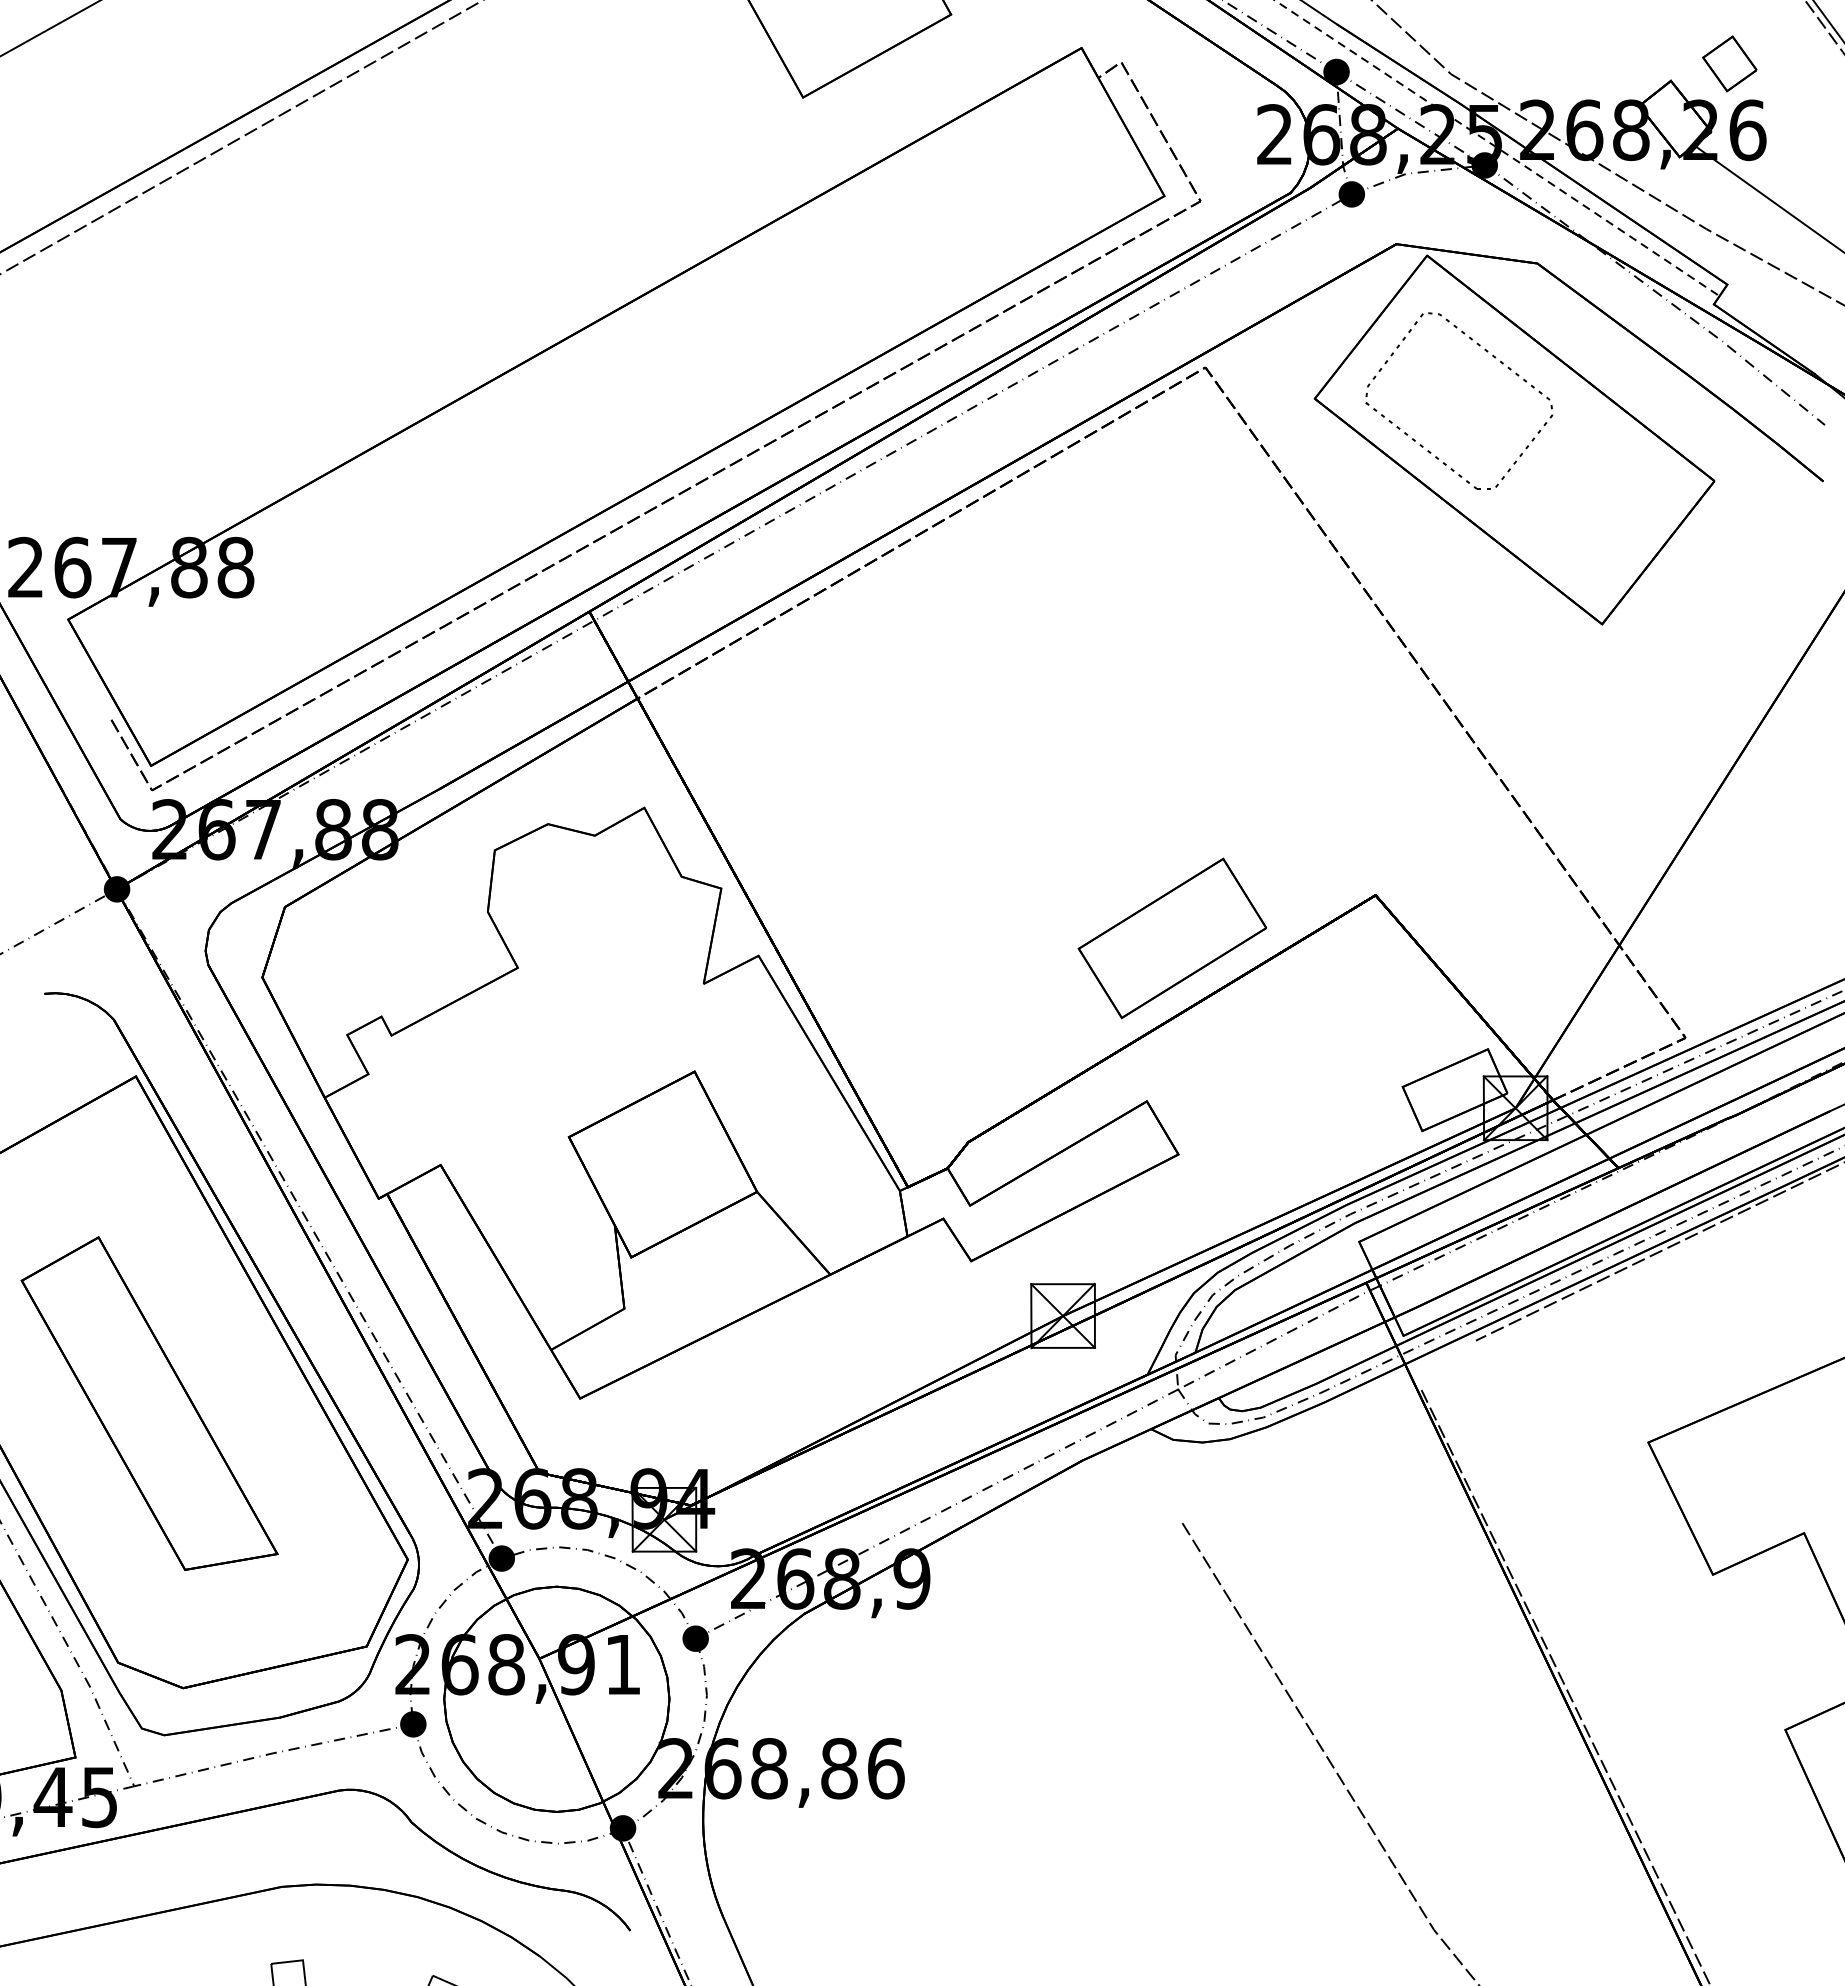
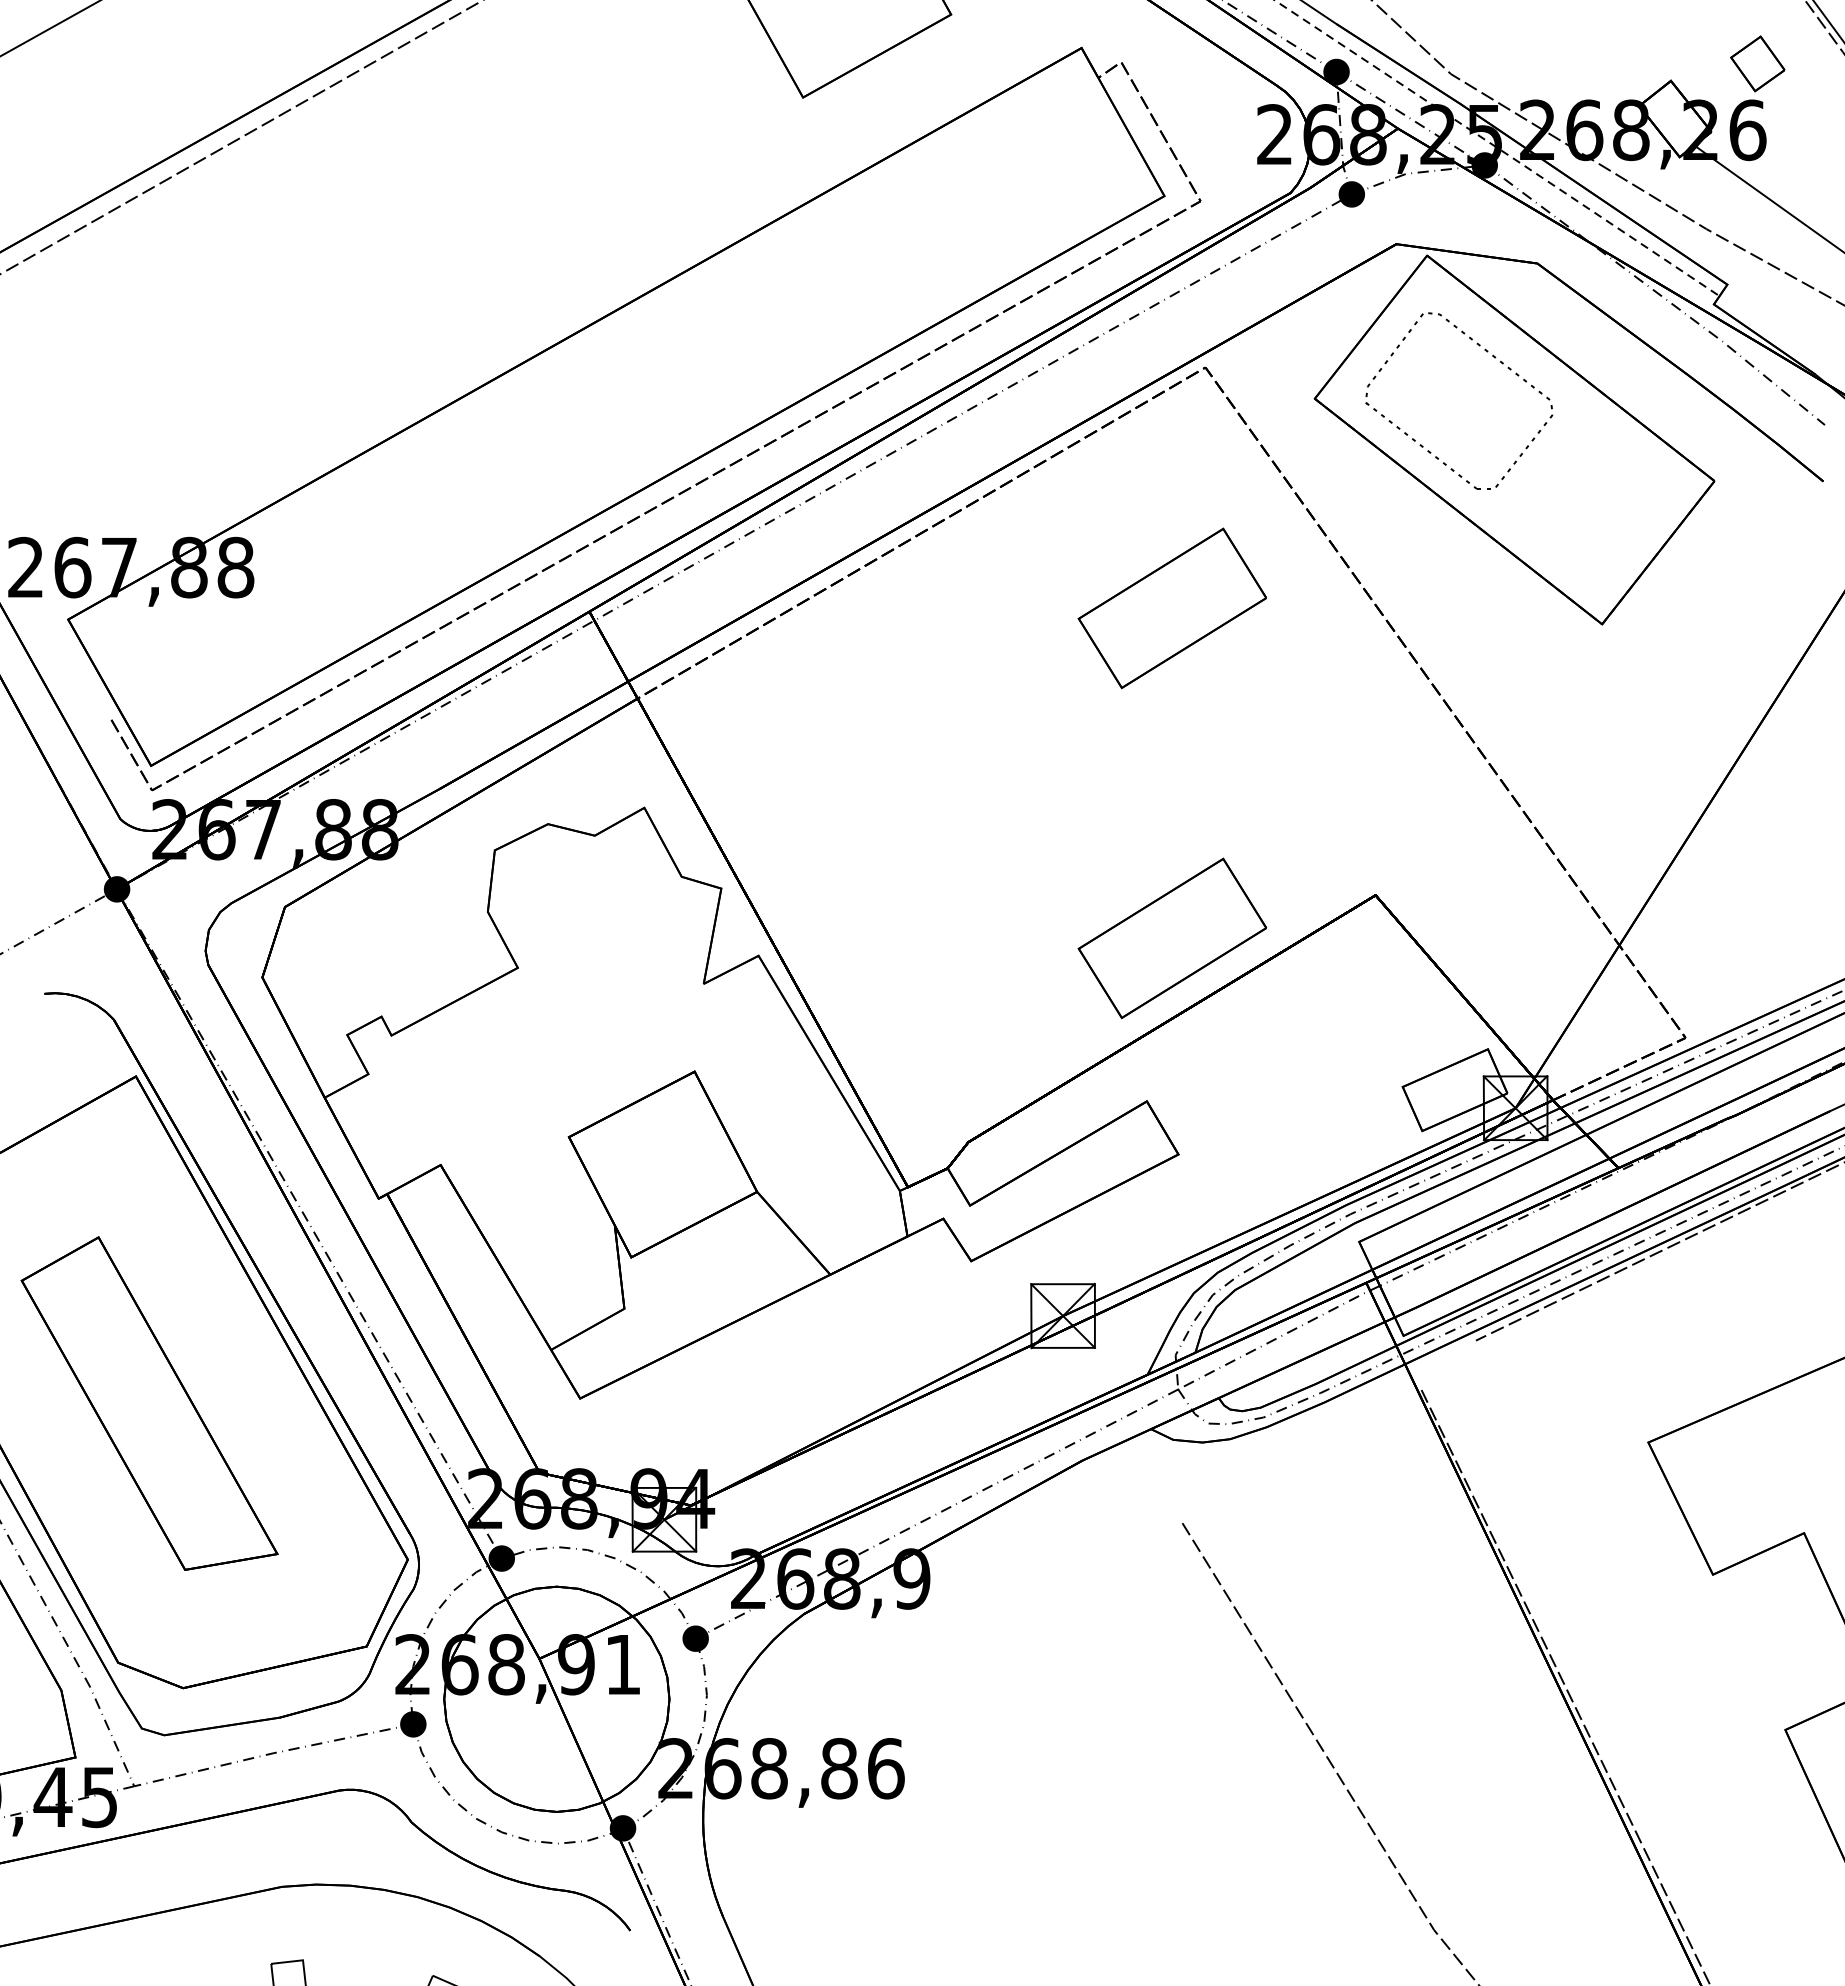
part position: (1729, 63) -> (1757, 63) (1757, 63)
part: none -> present (1171, 608)
